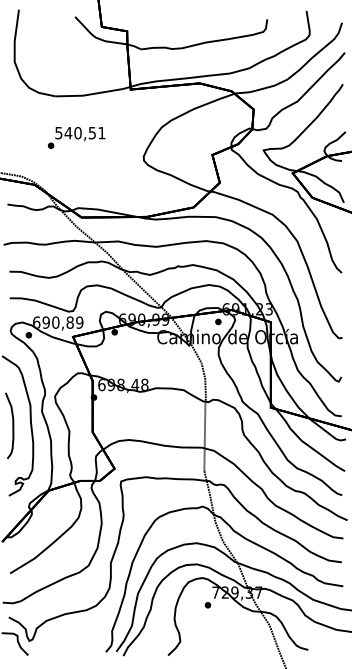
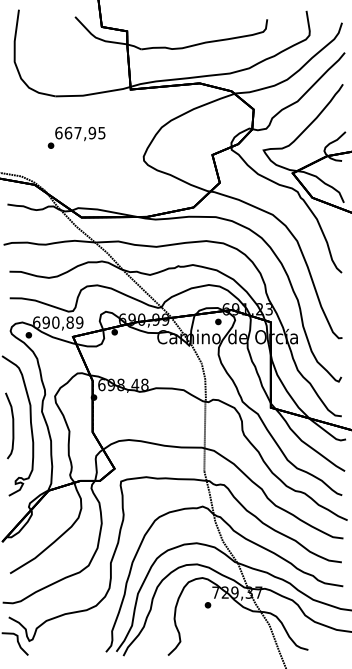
text: 540,51 -> 667,95 (80, 132)
